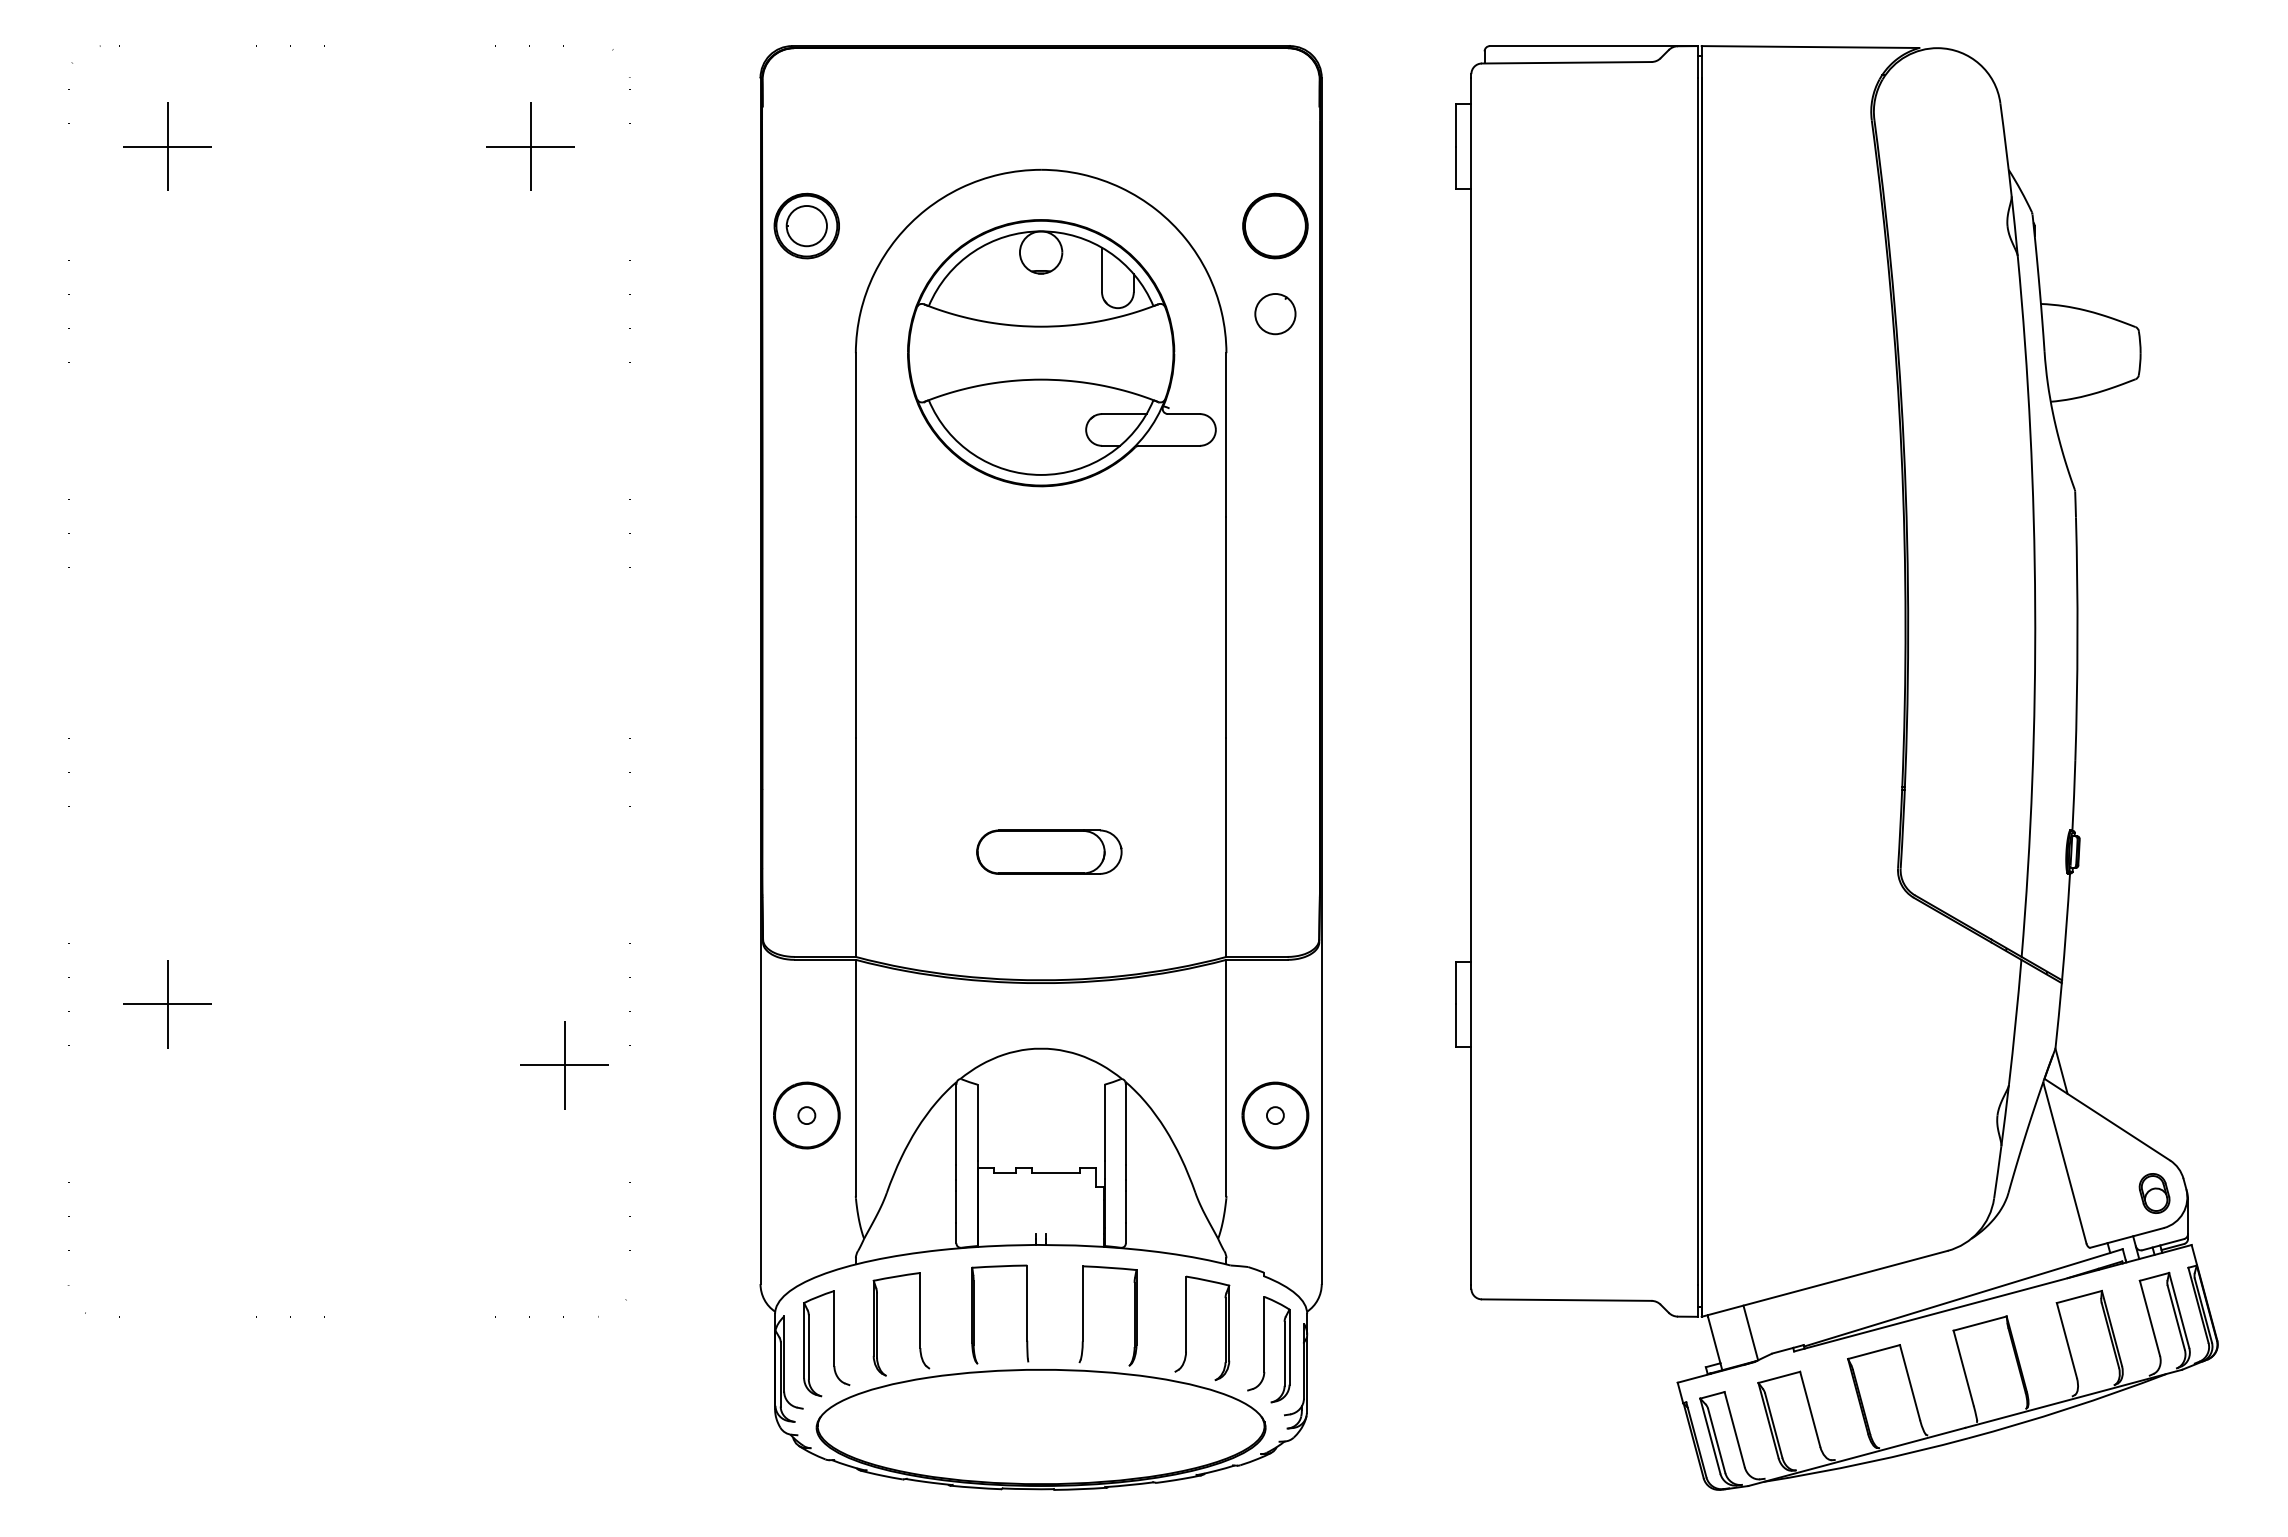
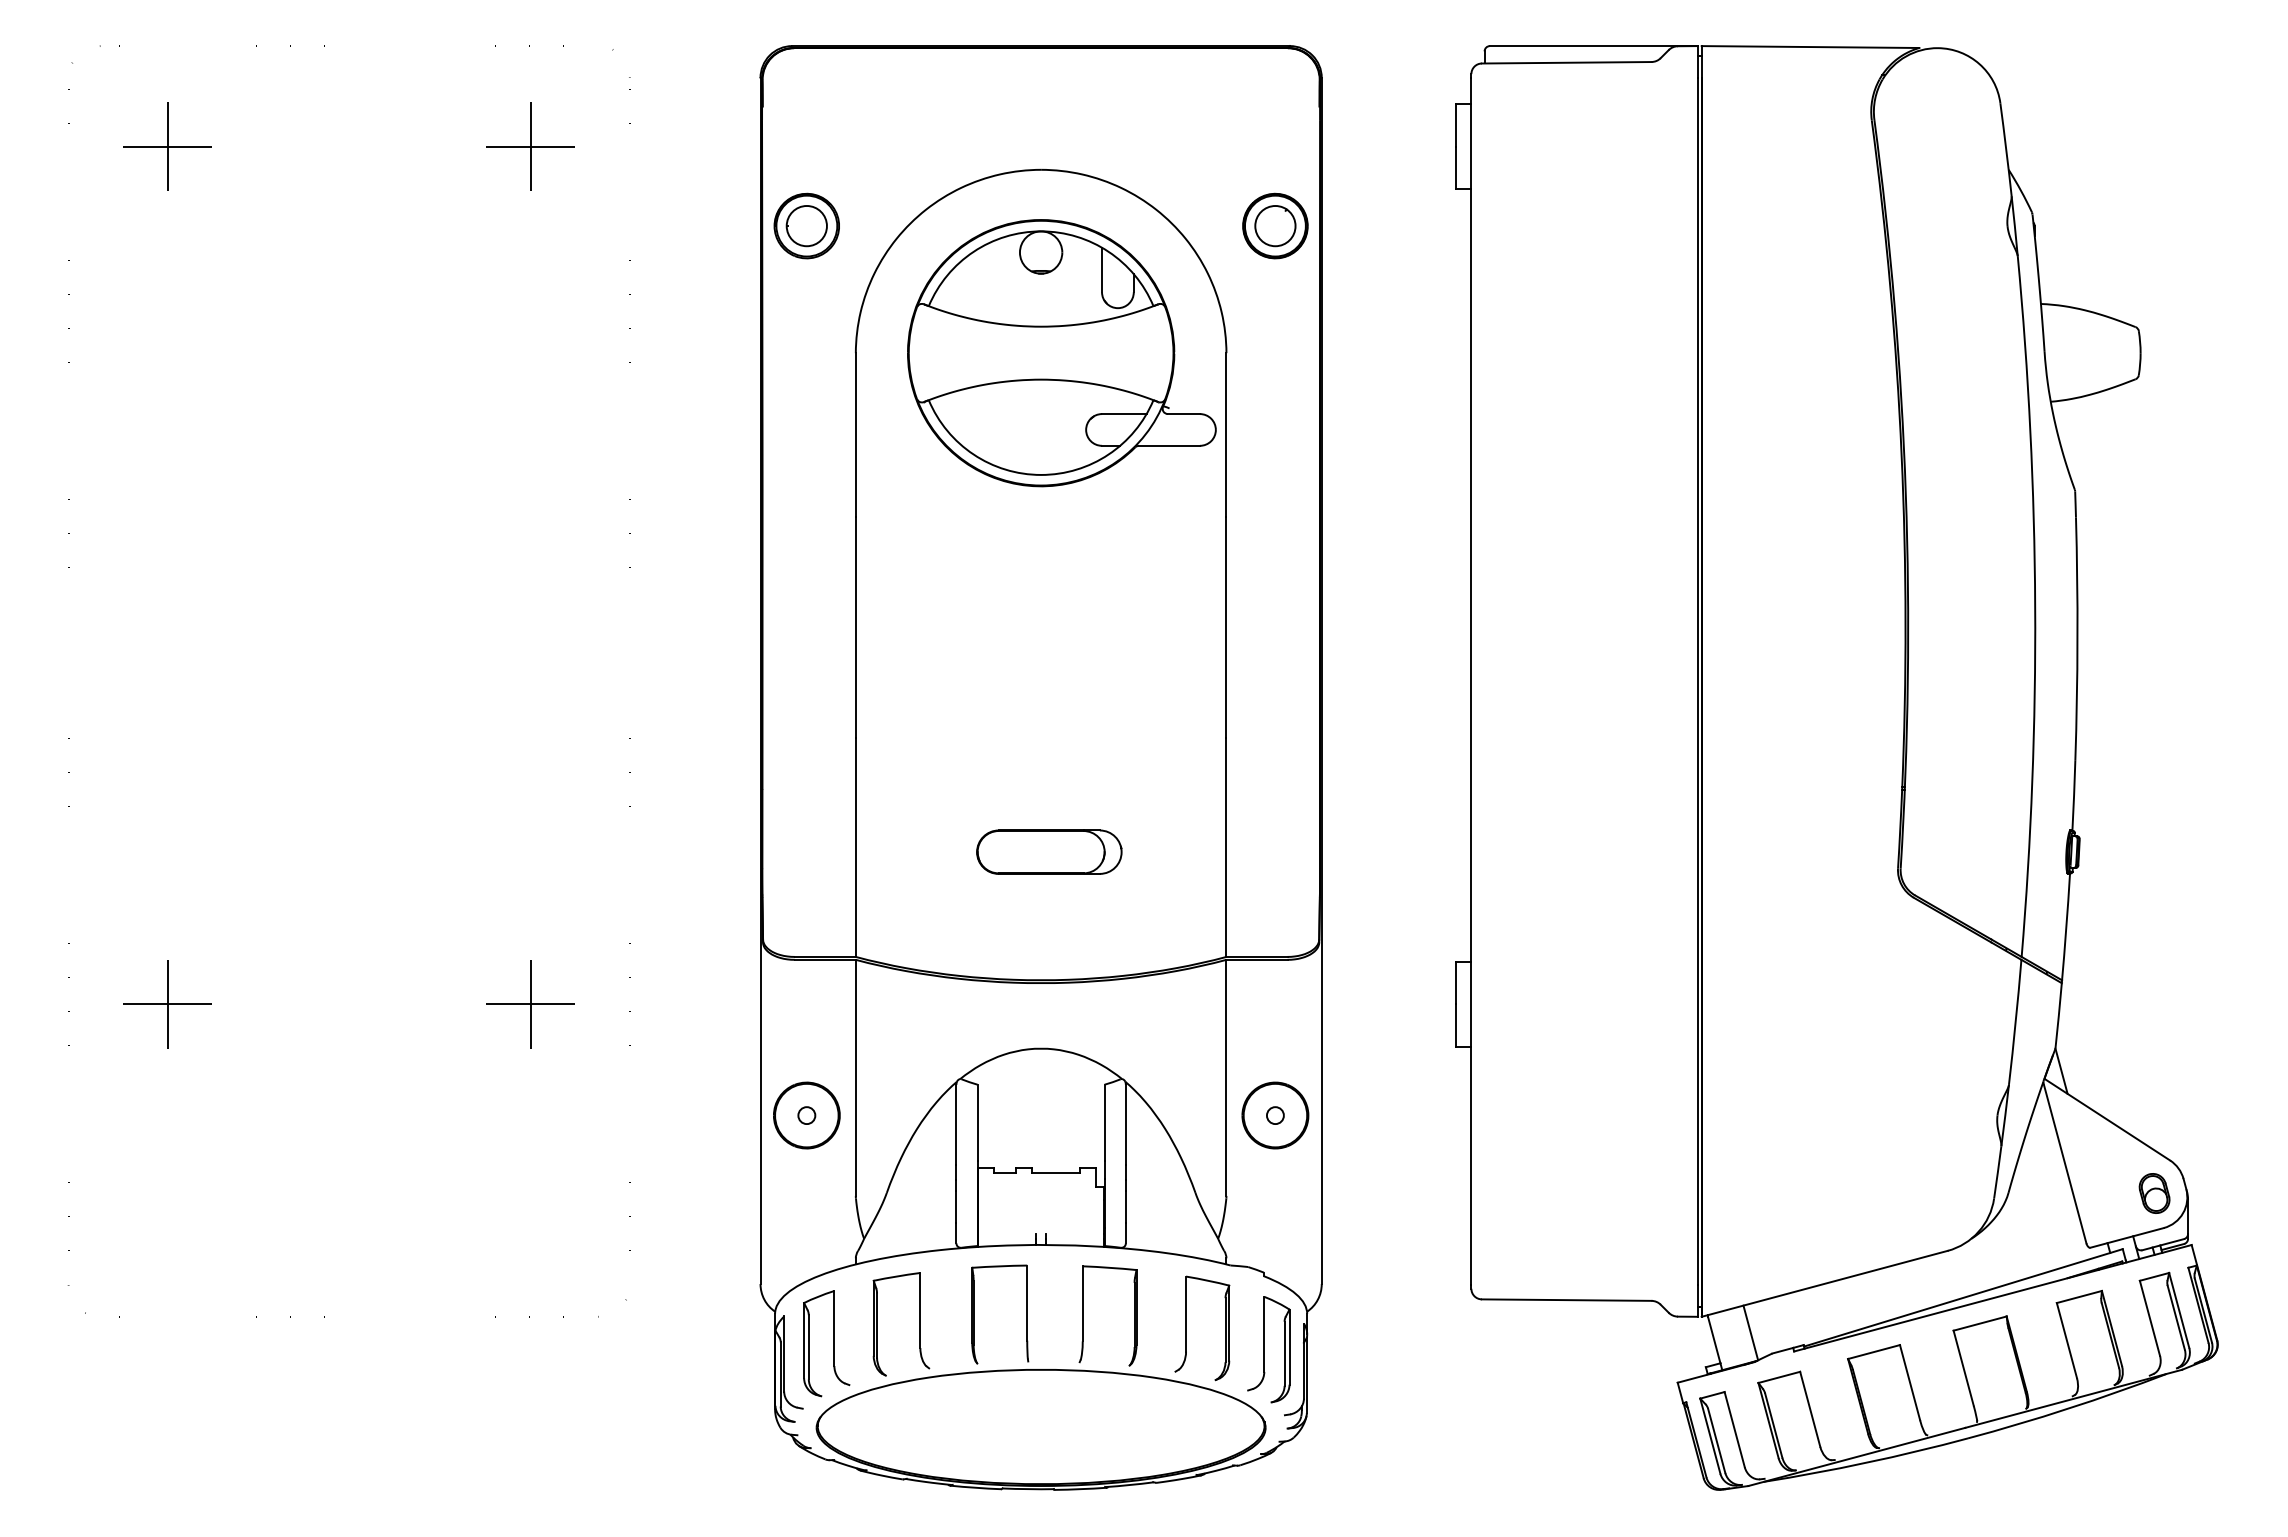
part position: (1275, 314) -> (1275, 226) (1275, 226)
part position: (564, 1065) -> (530, 1004) (530, 1004)
